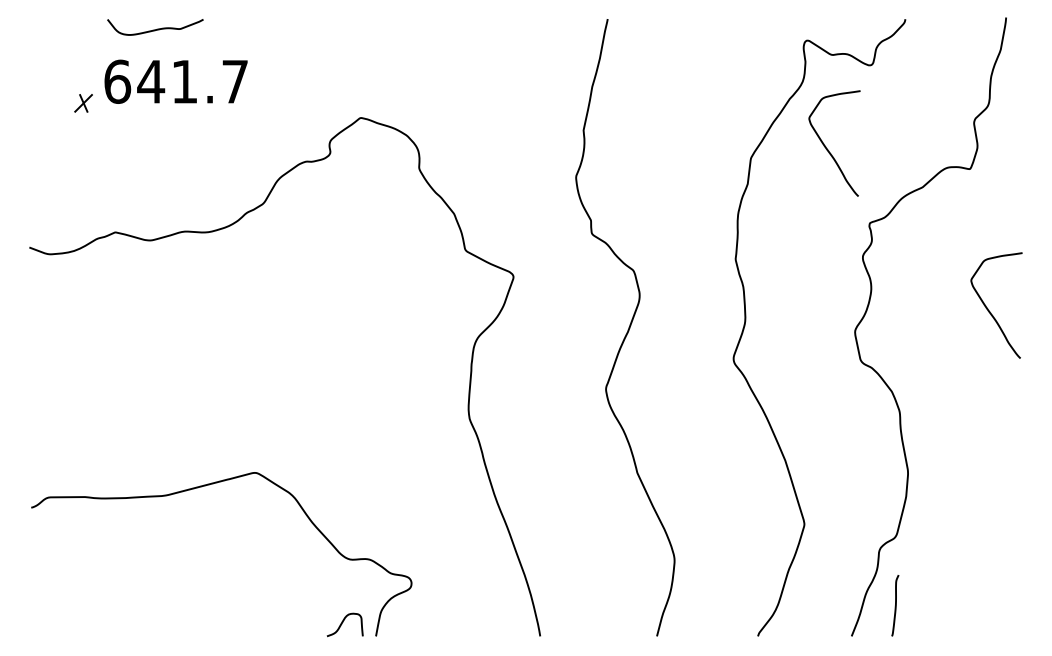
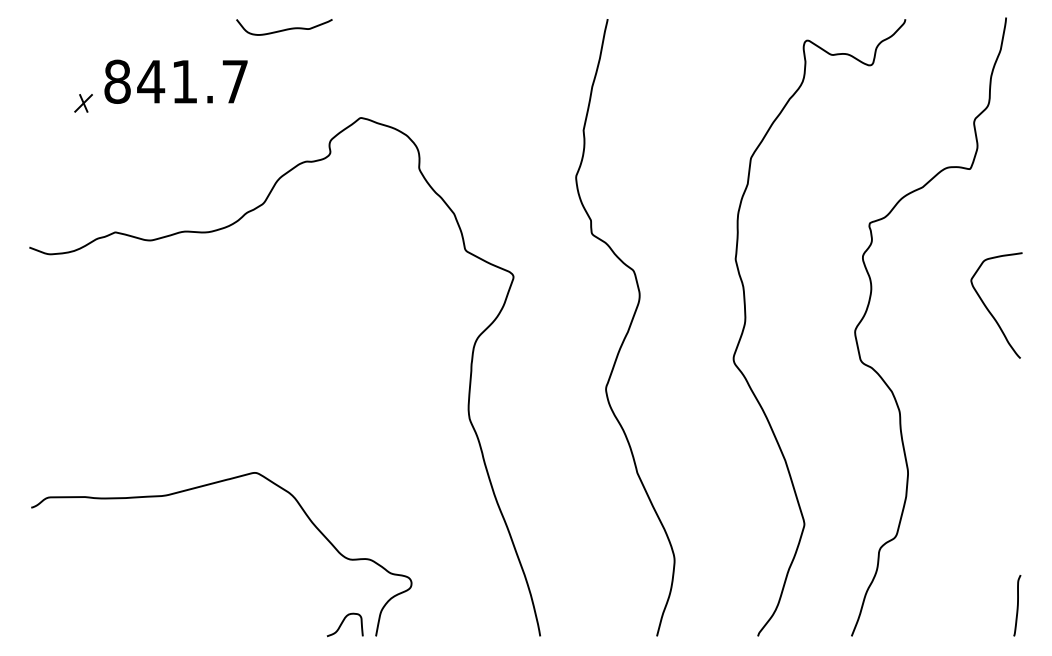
curve position: (155, 29) -> (284, 29) (284, 29)
text: 641.7 -> 841.7 (117, 81)
curve: present -> none (828, 149)
curve position: (895, 605) -> (1017, 605) (1017, 605)
